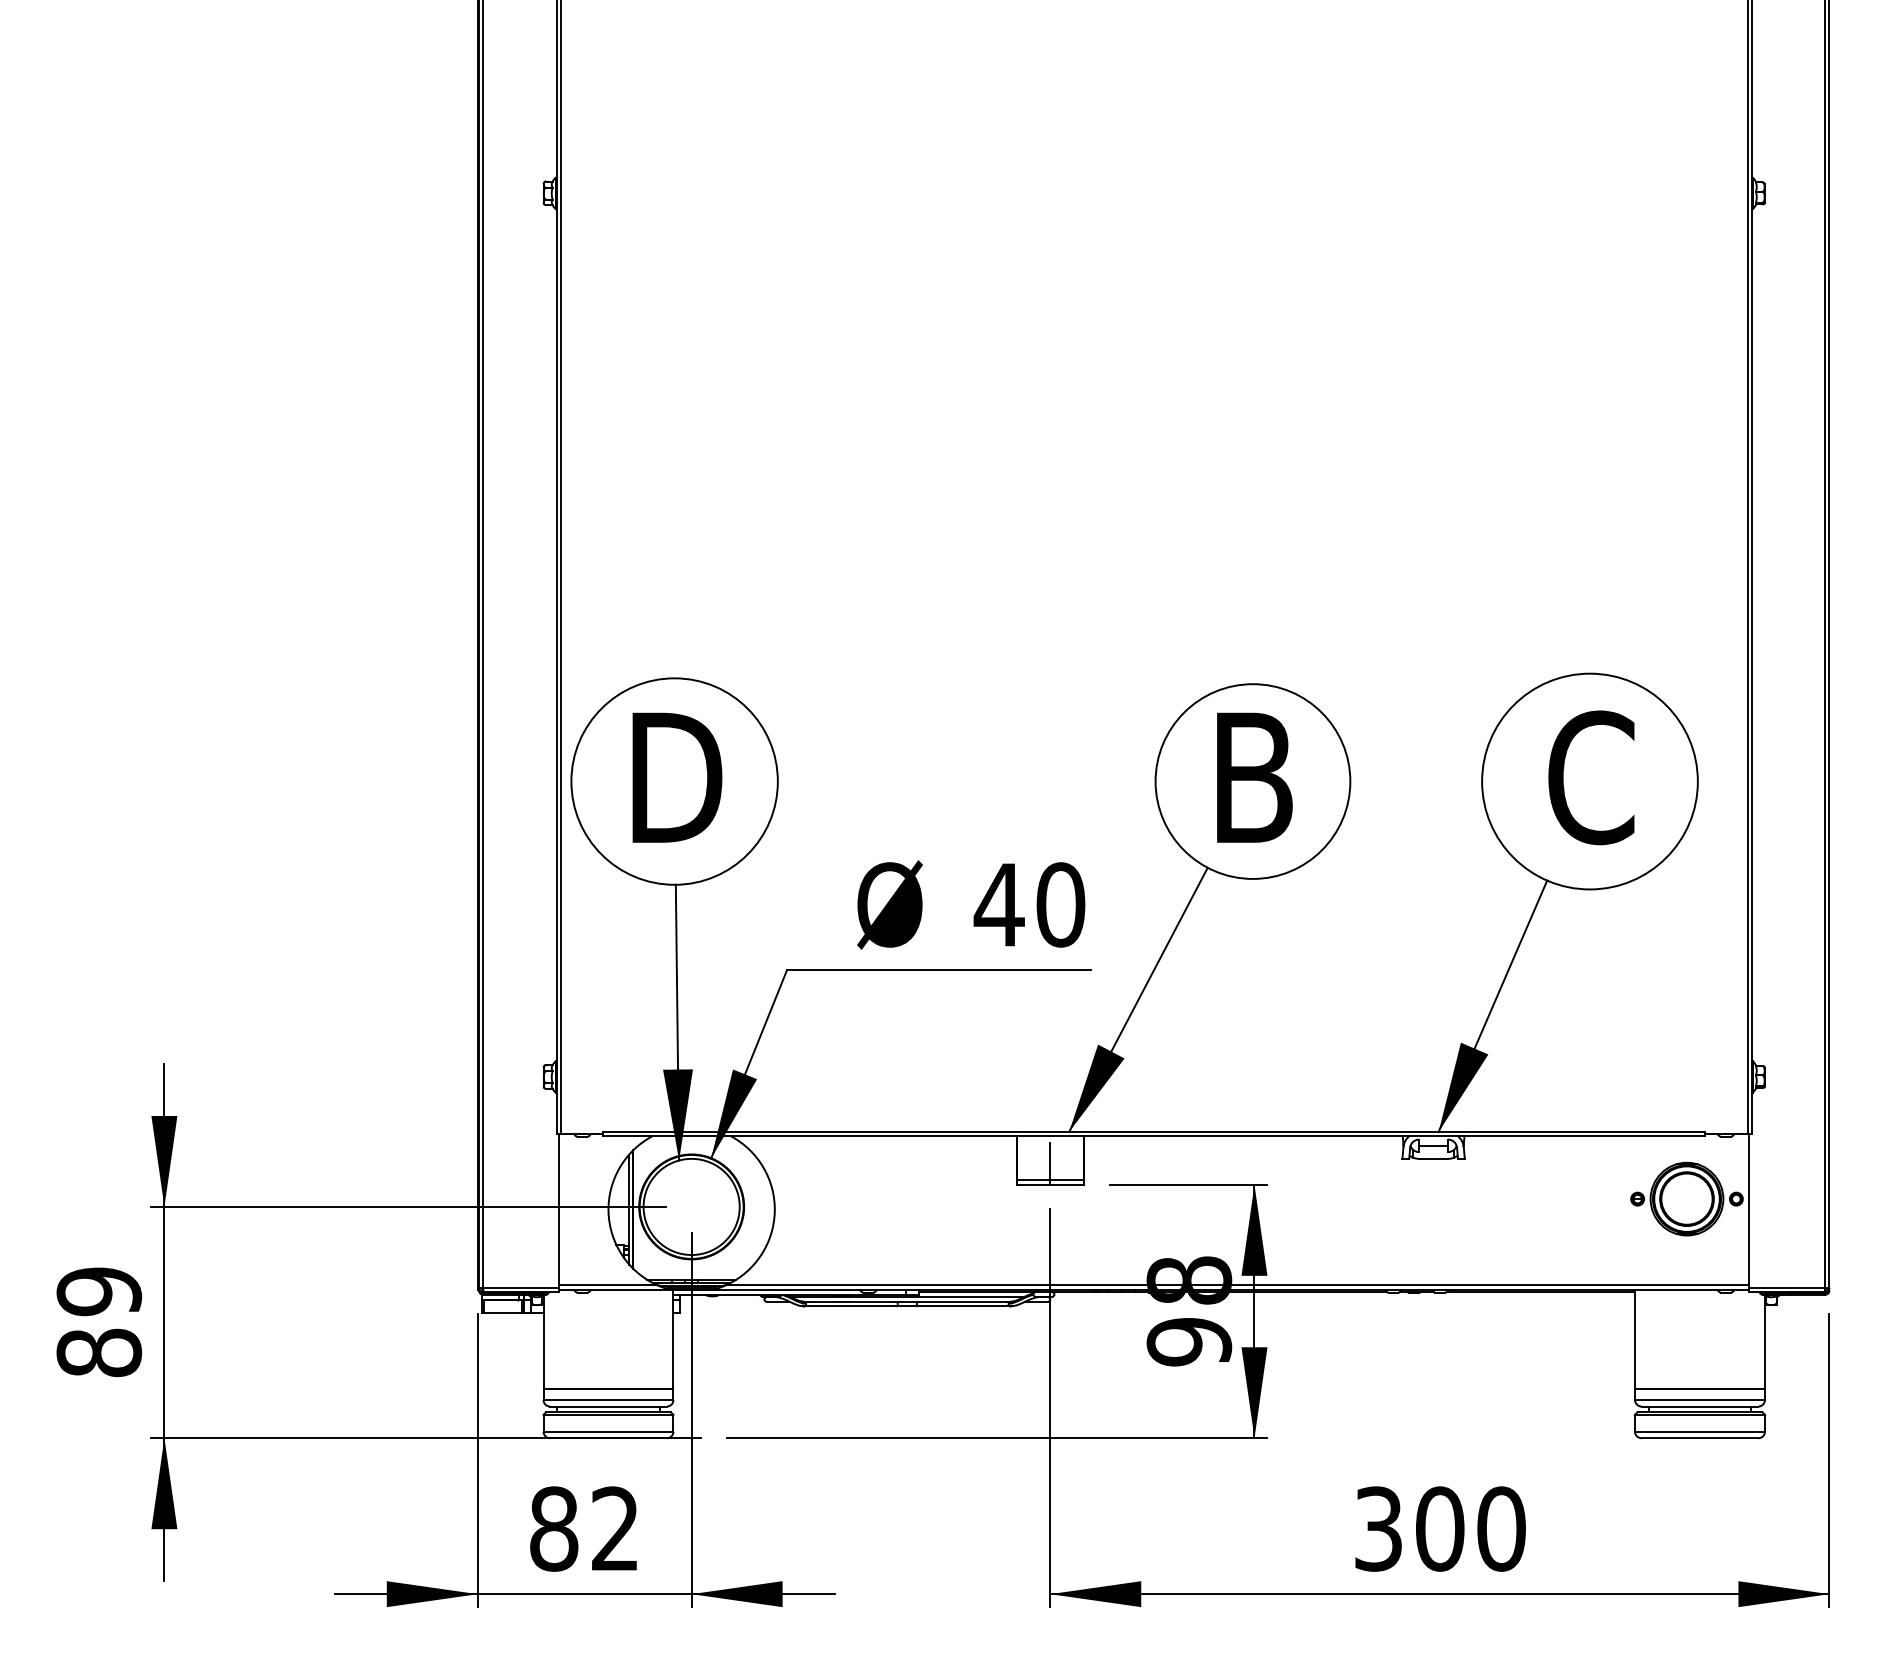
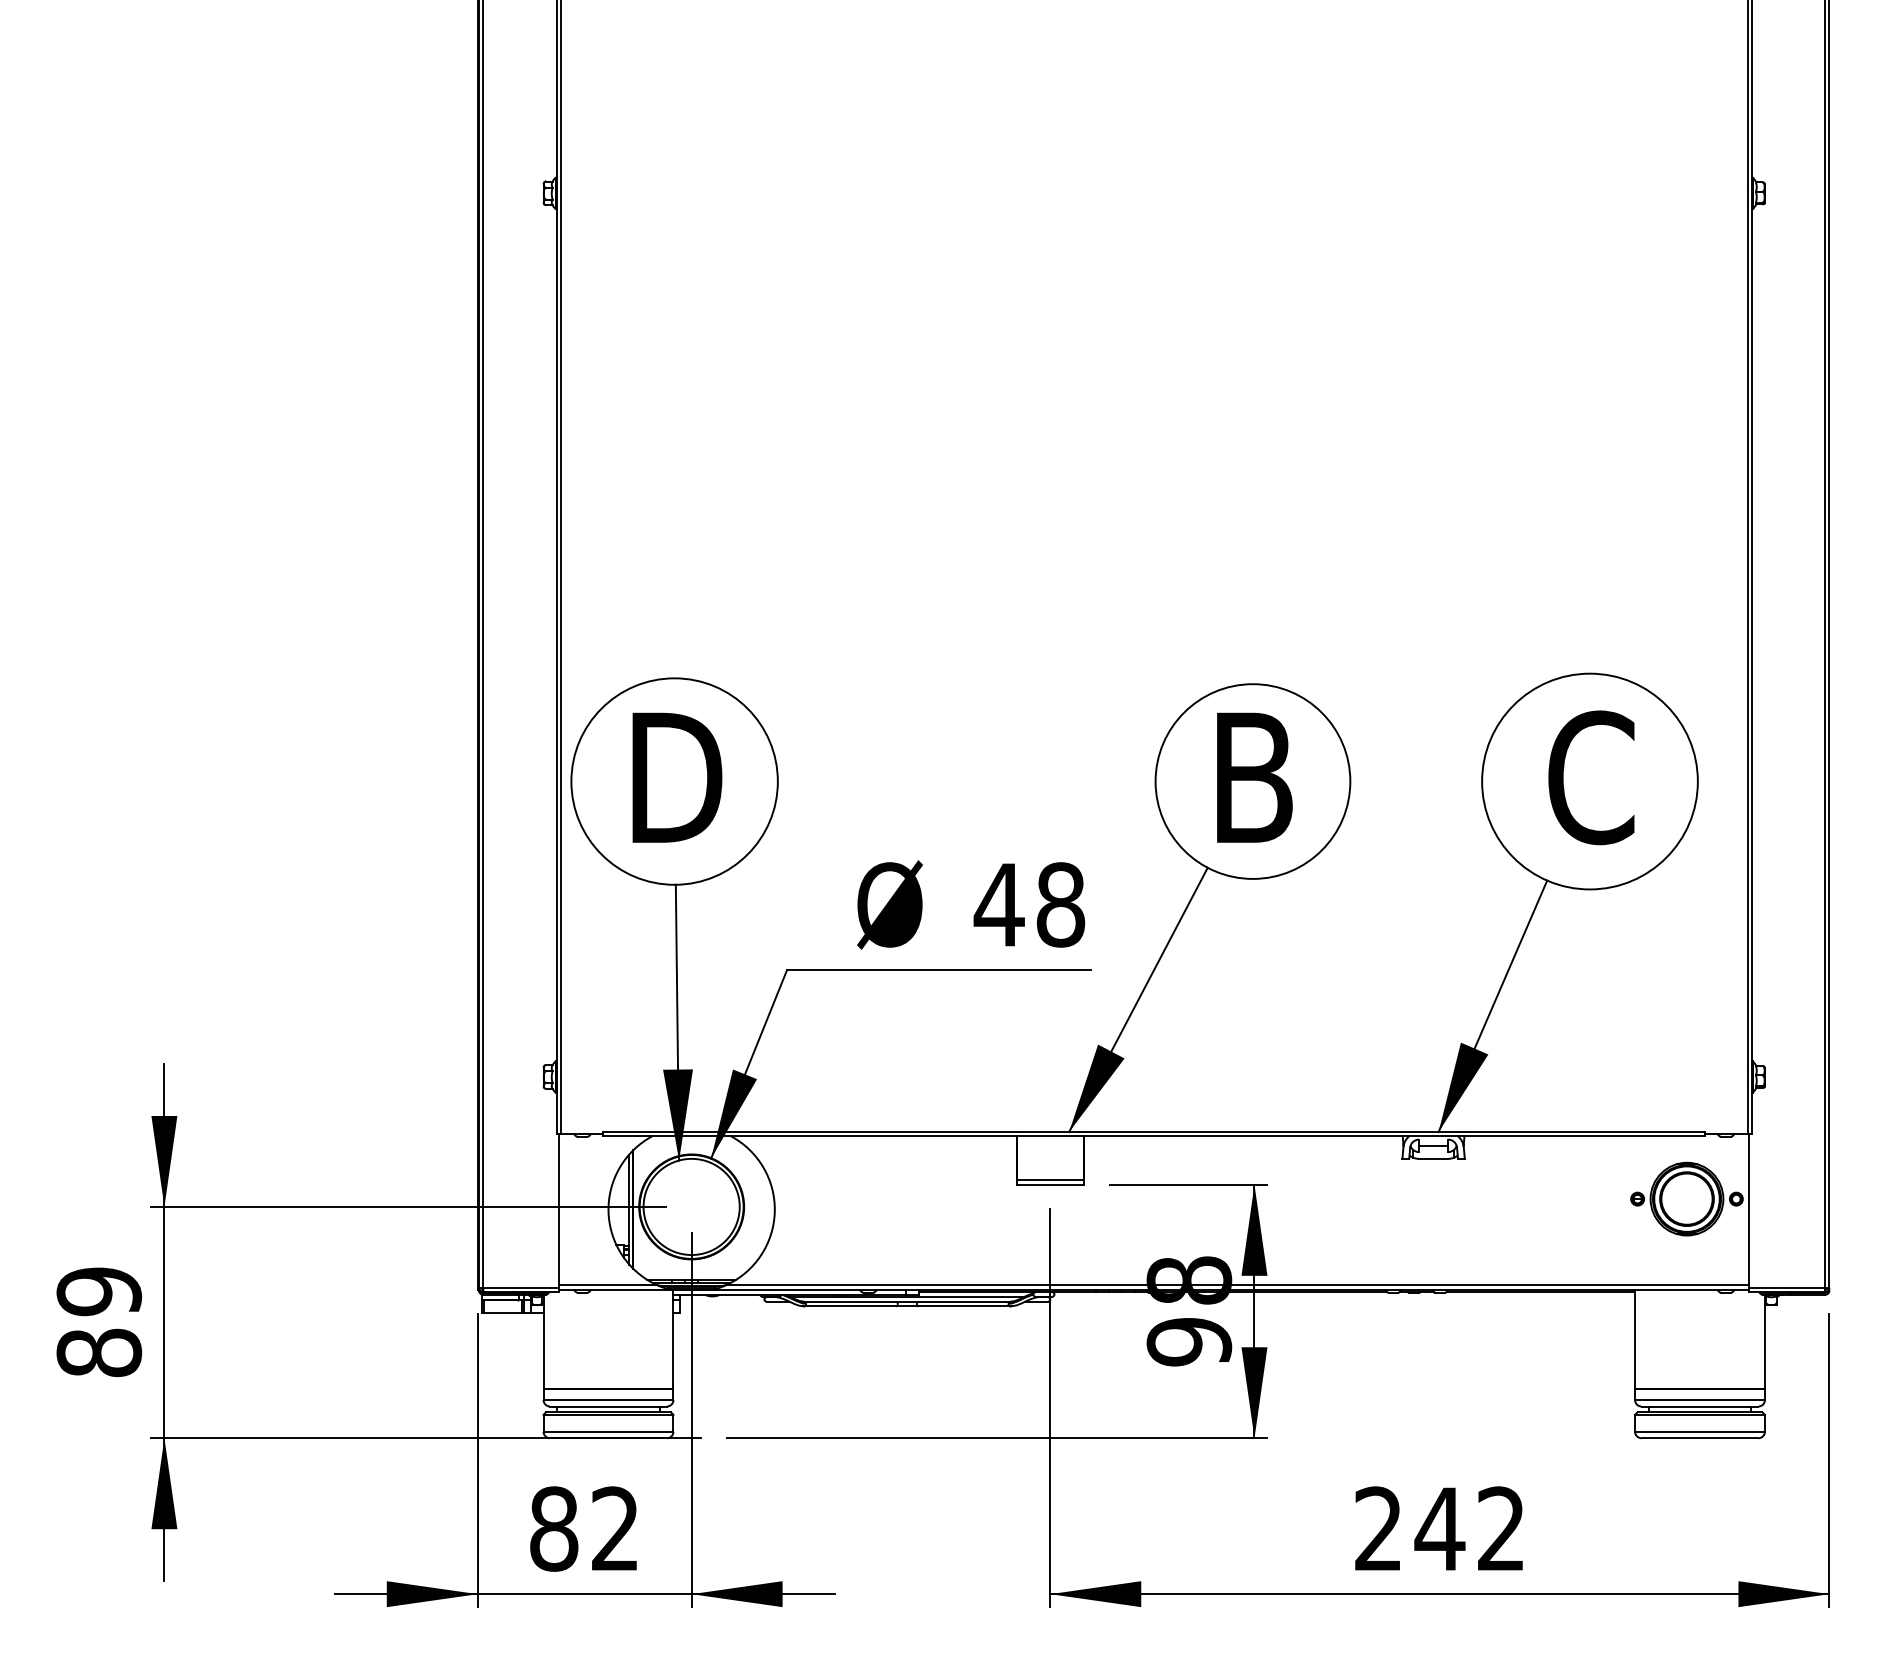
text: 40 -> 48 (1060, 904)
line: present -> none (1050, 1162)
text: 300 -> 242 (1440, 1528)
